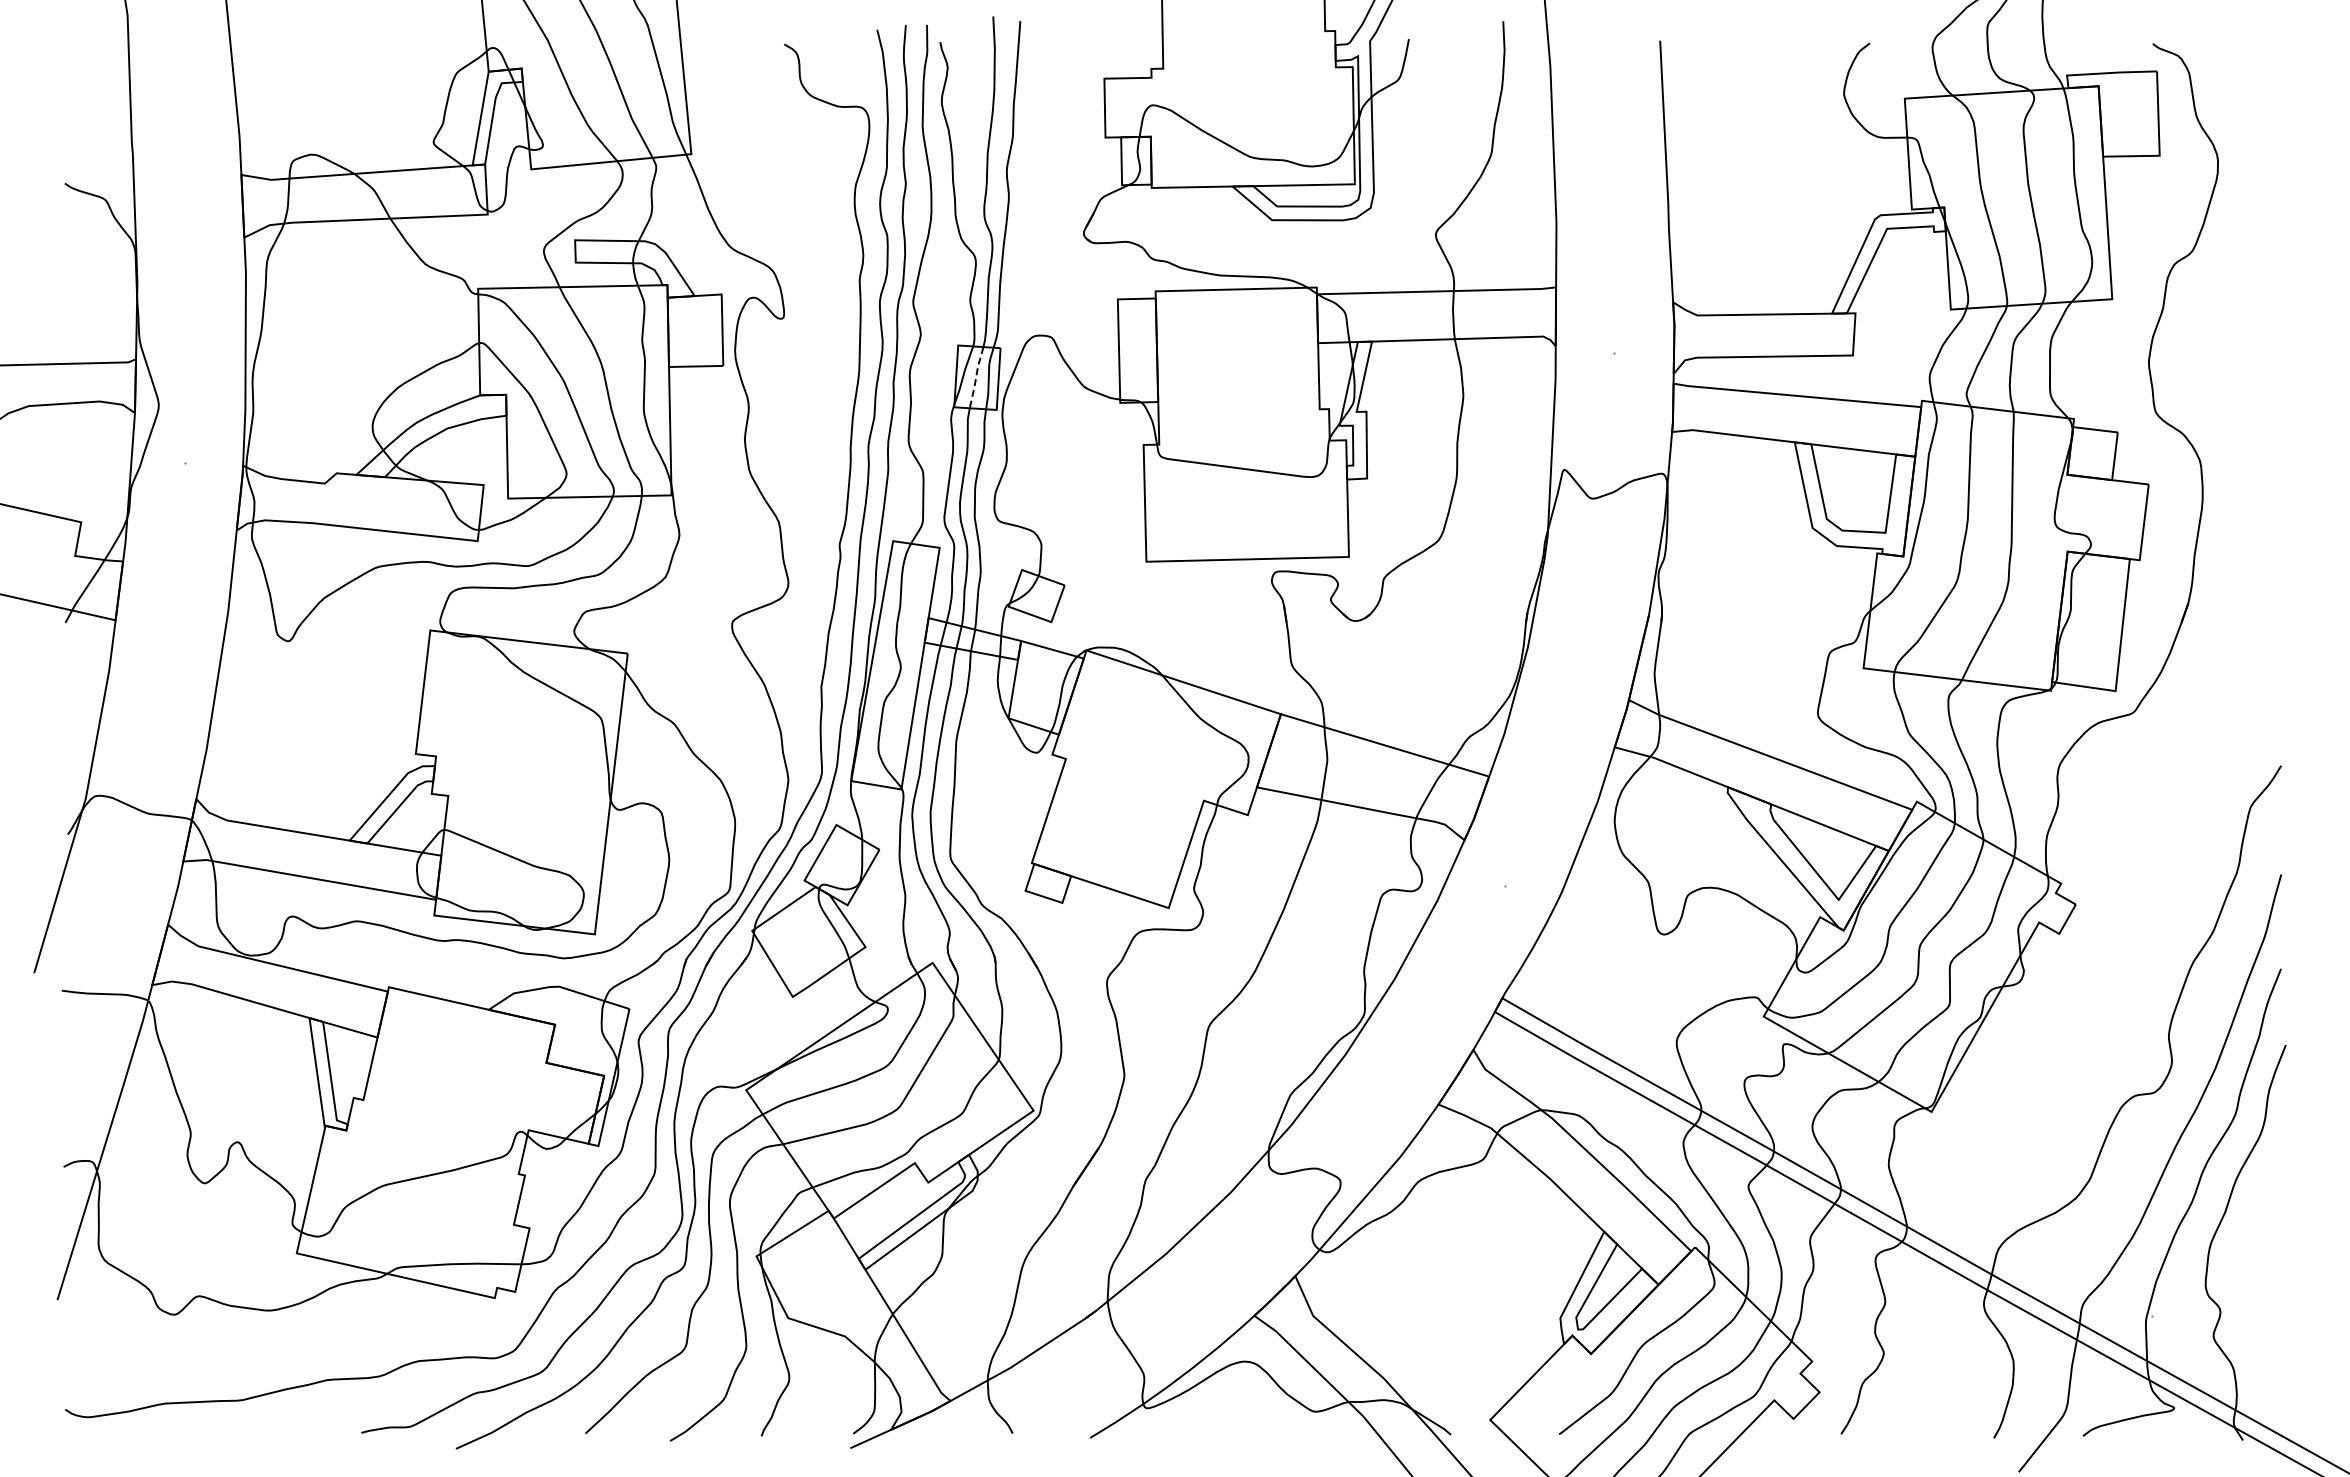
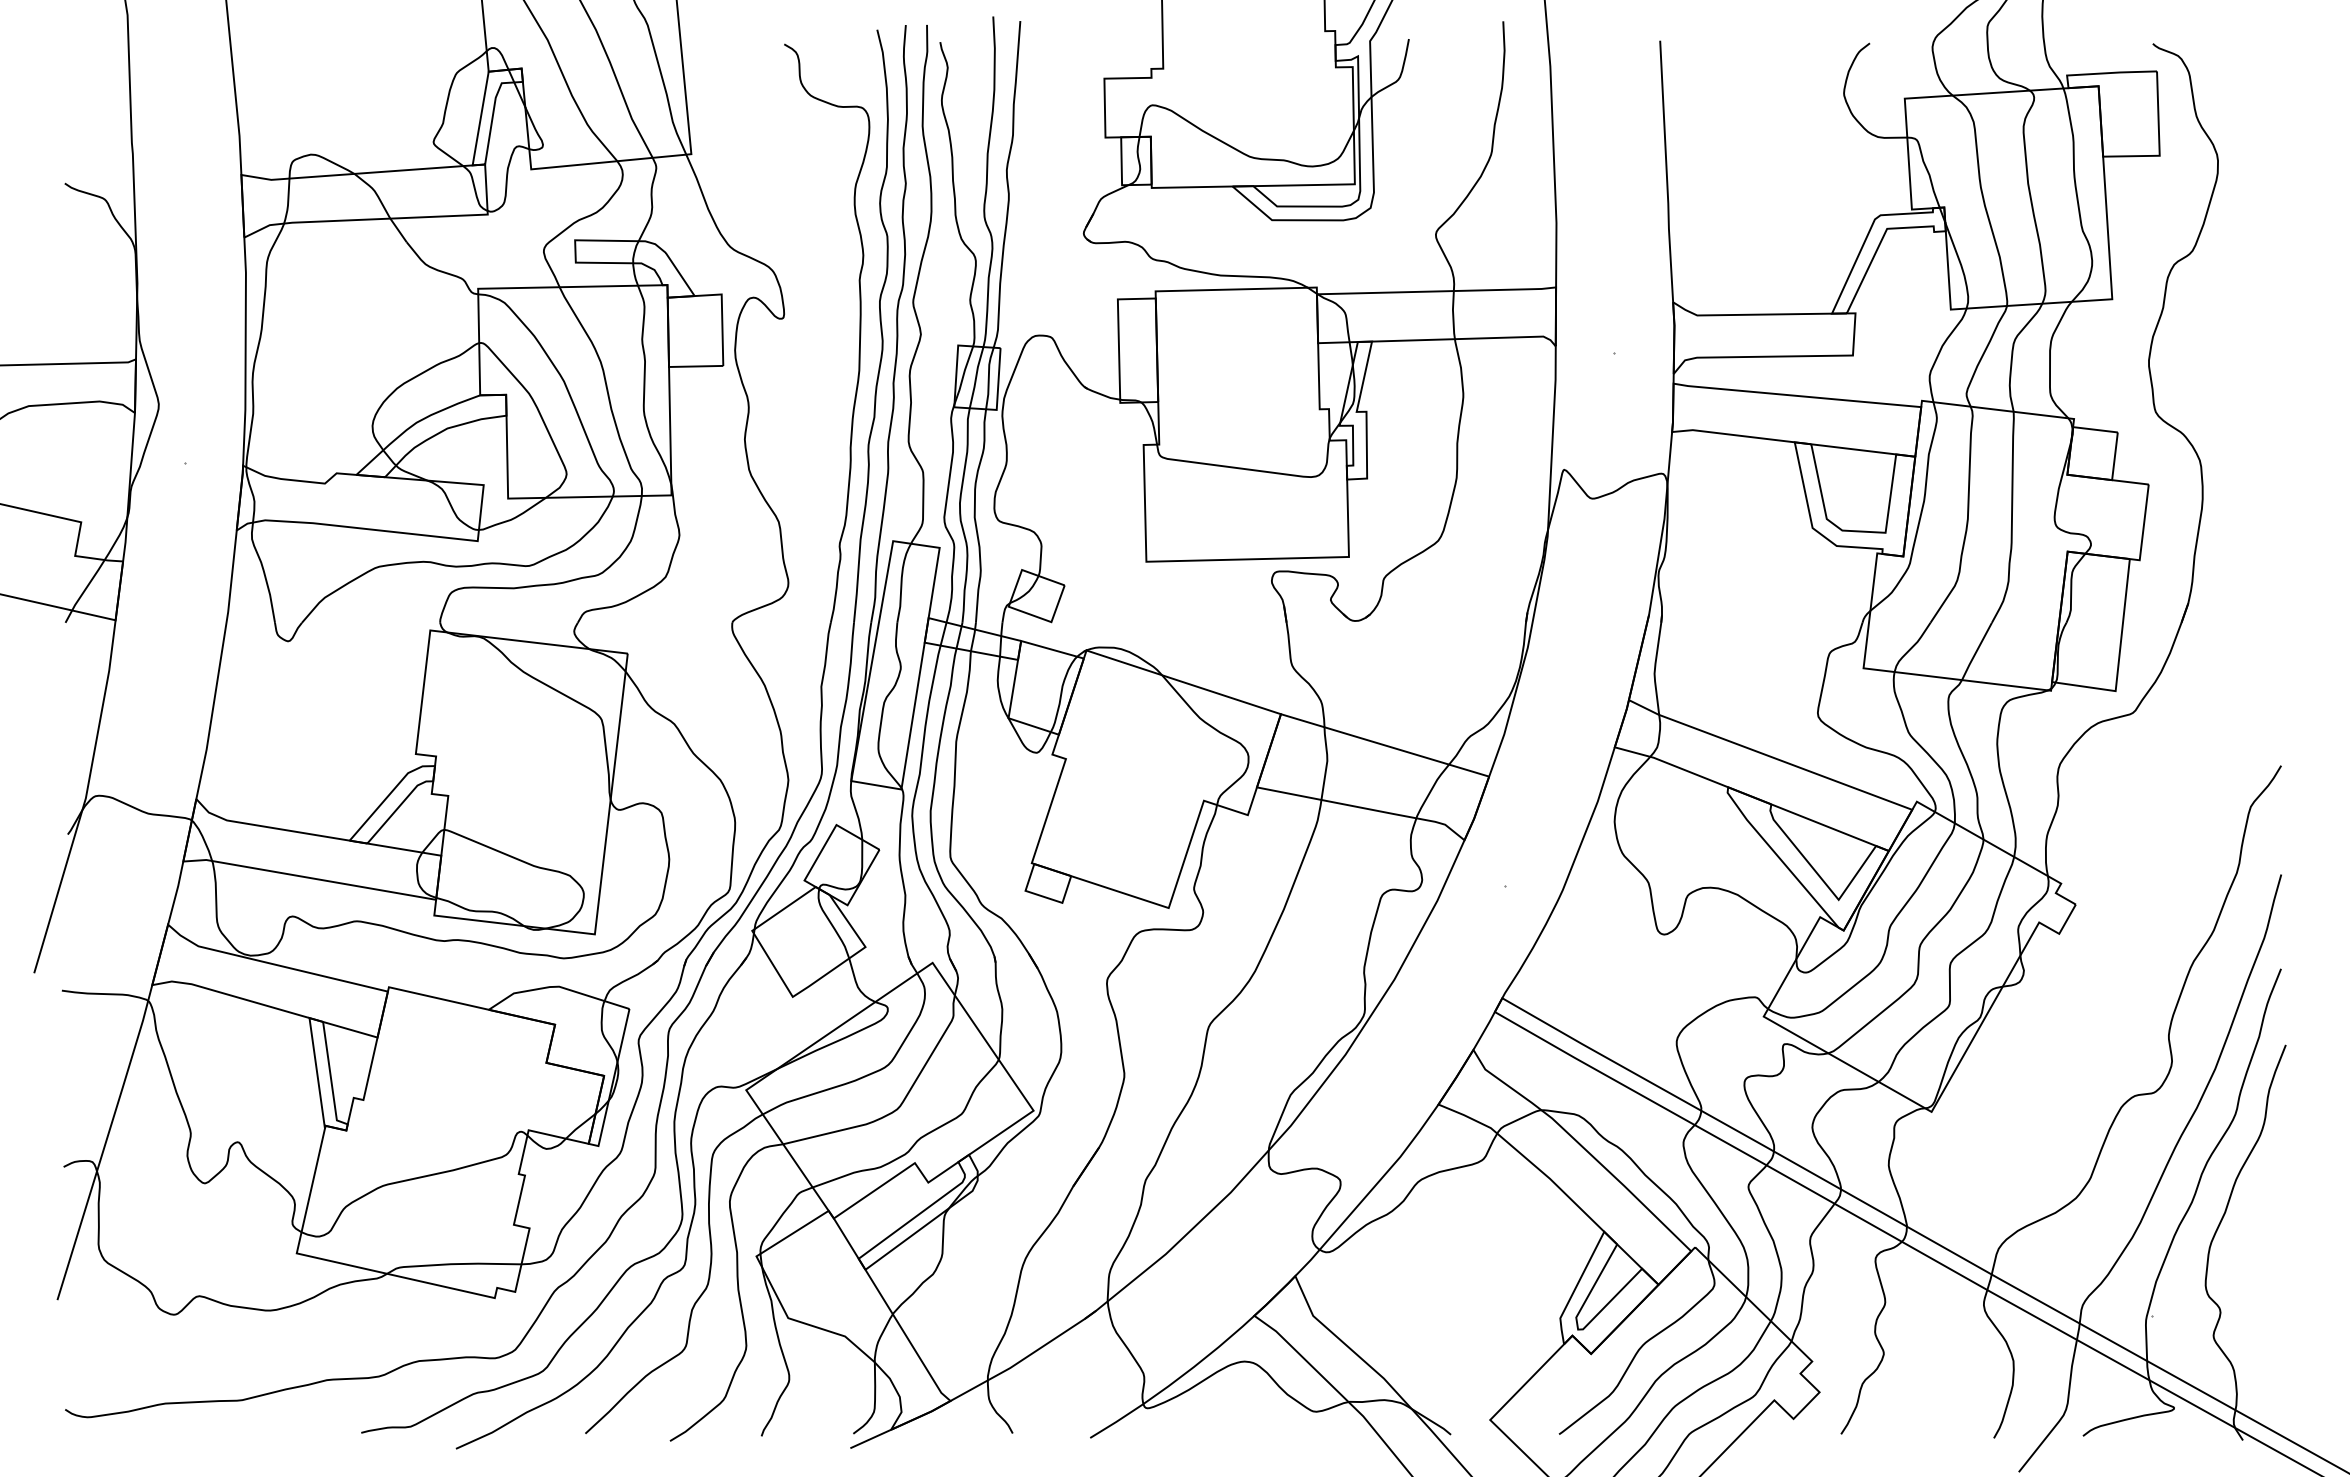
line: dashed -> solid (976, 377)
